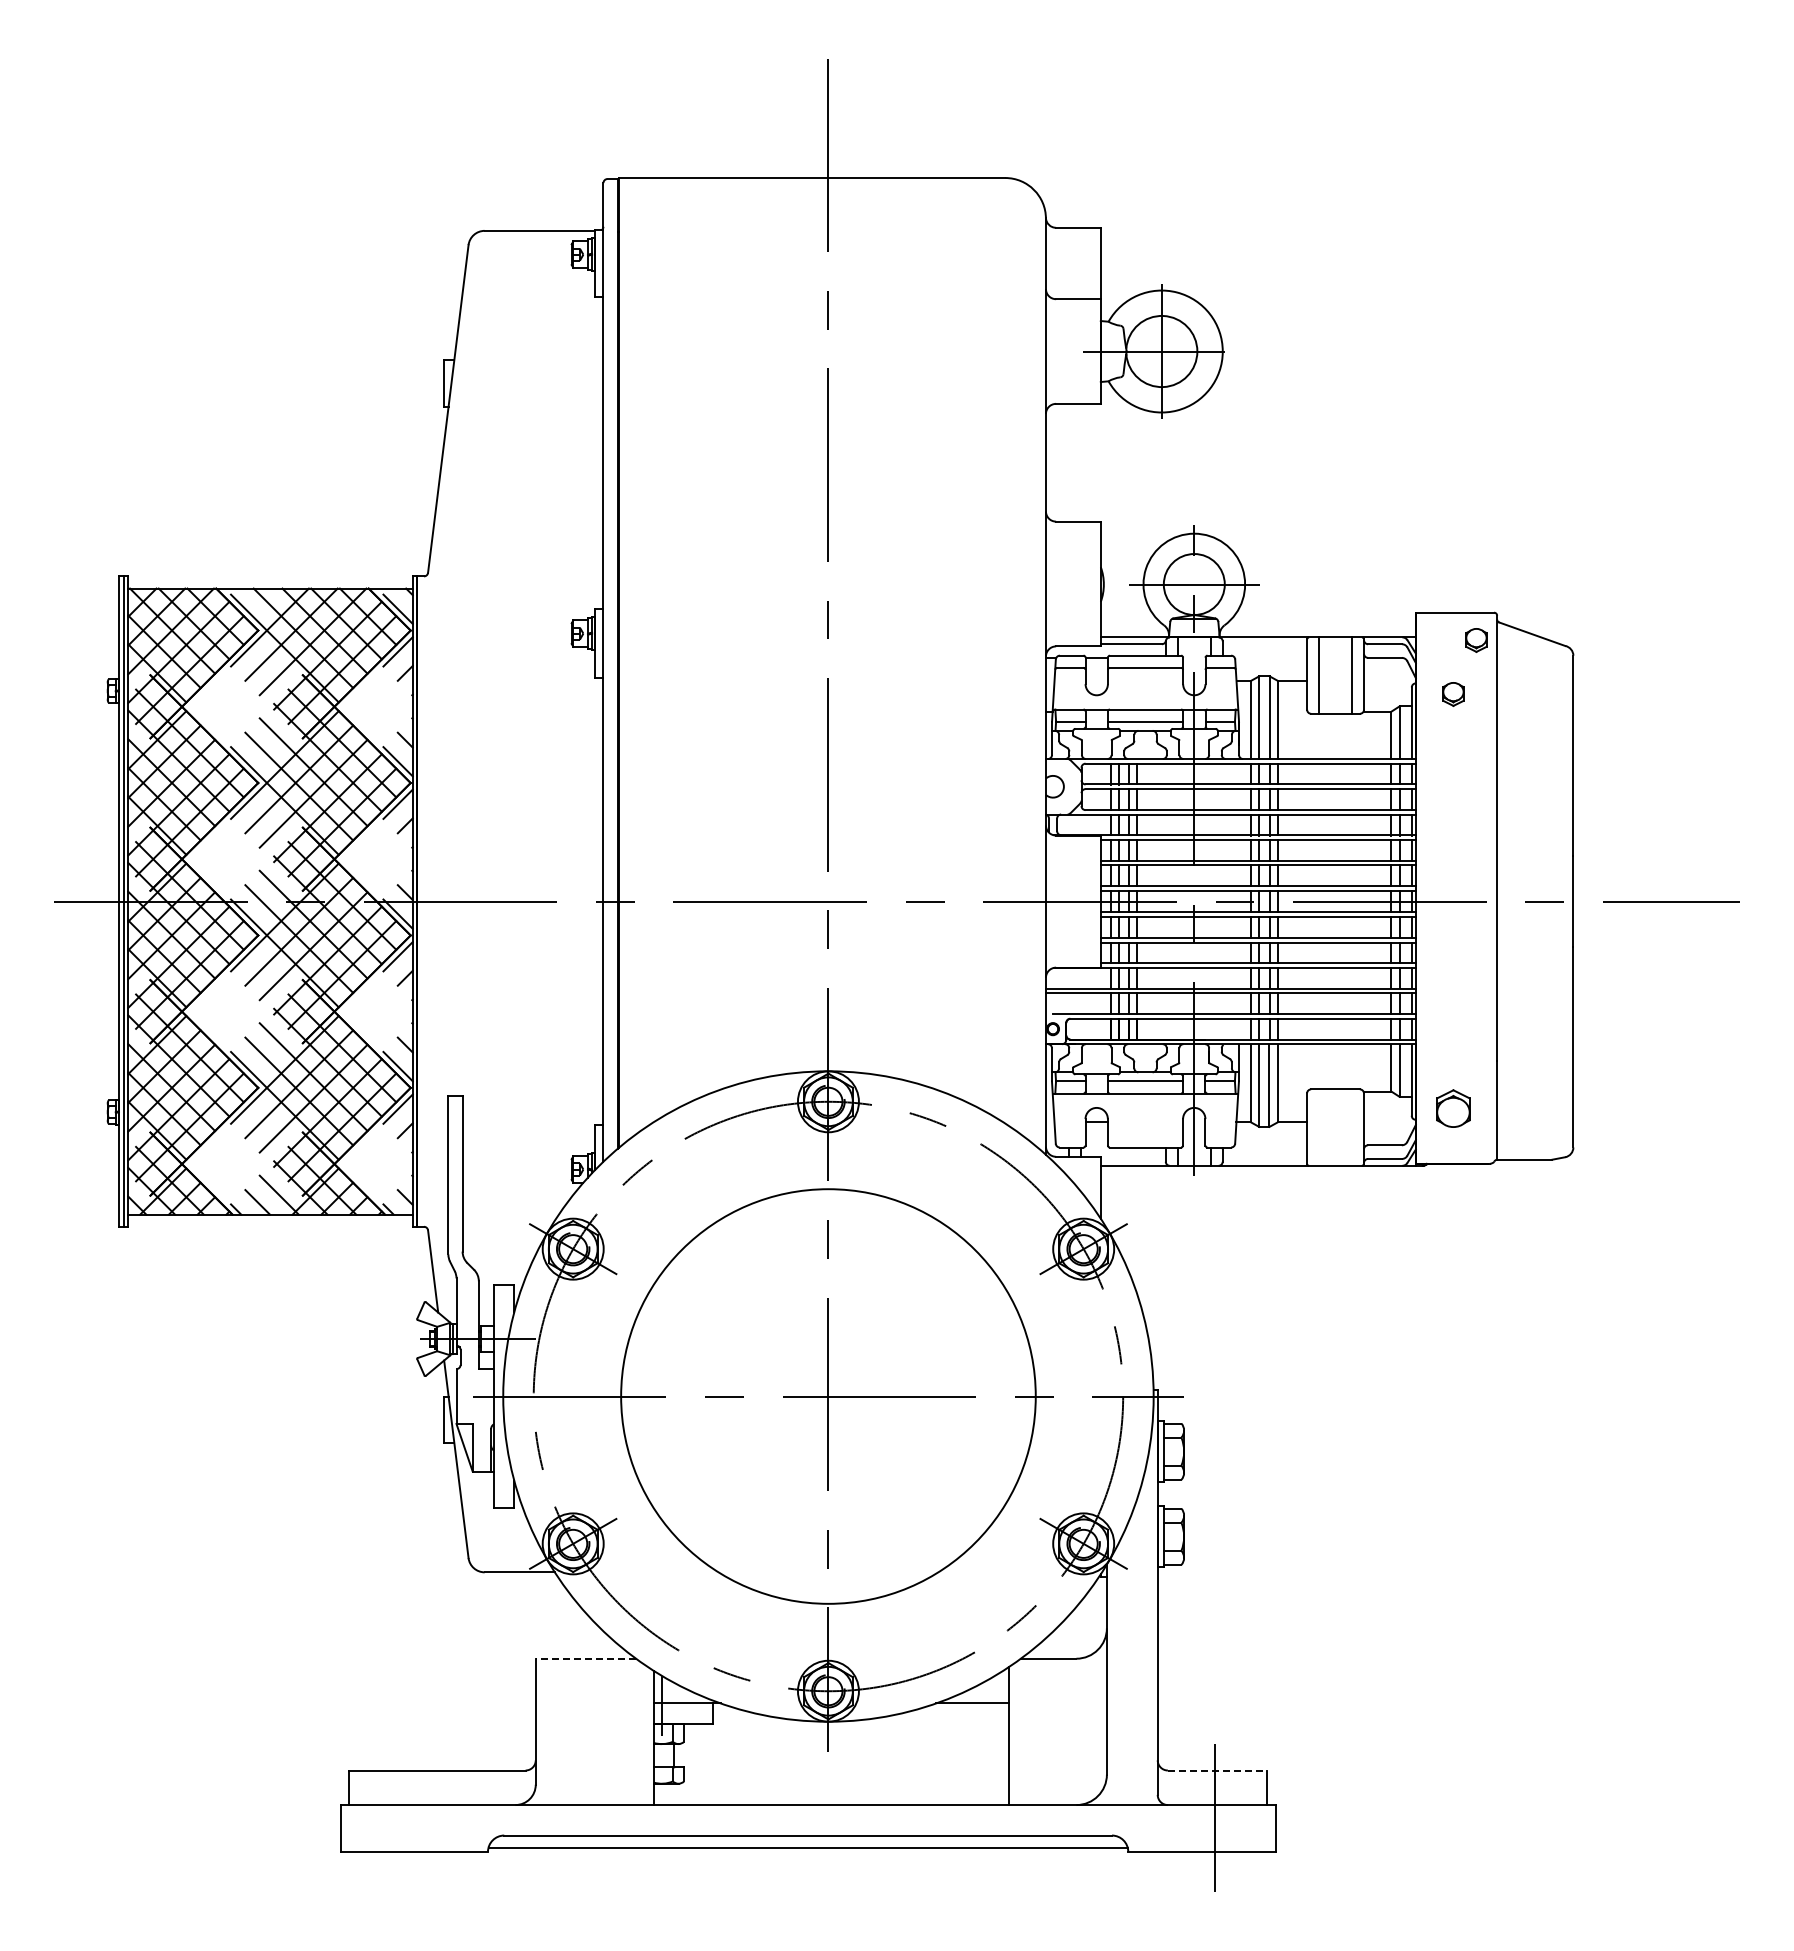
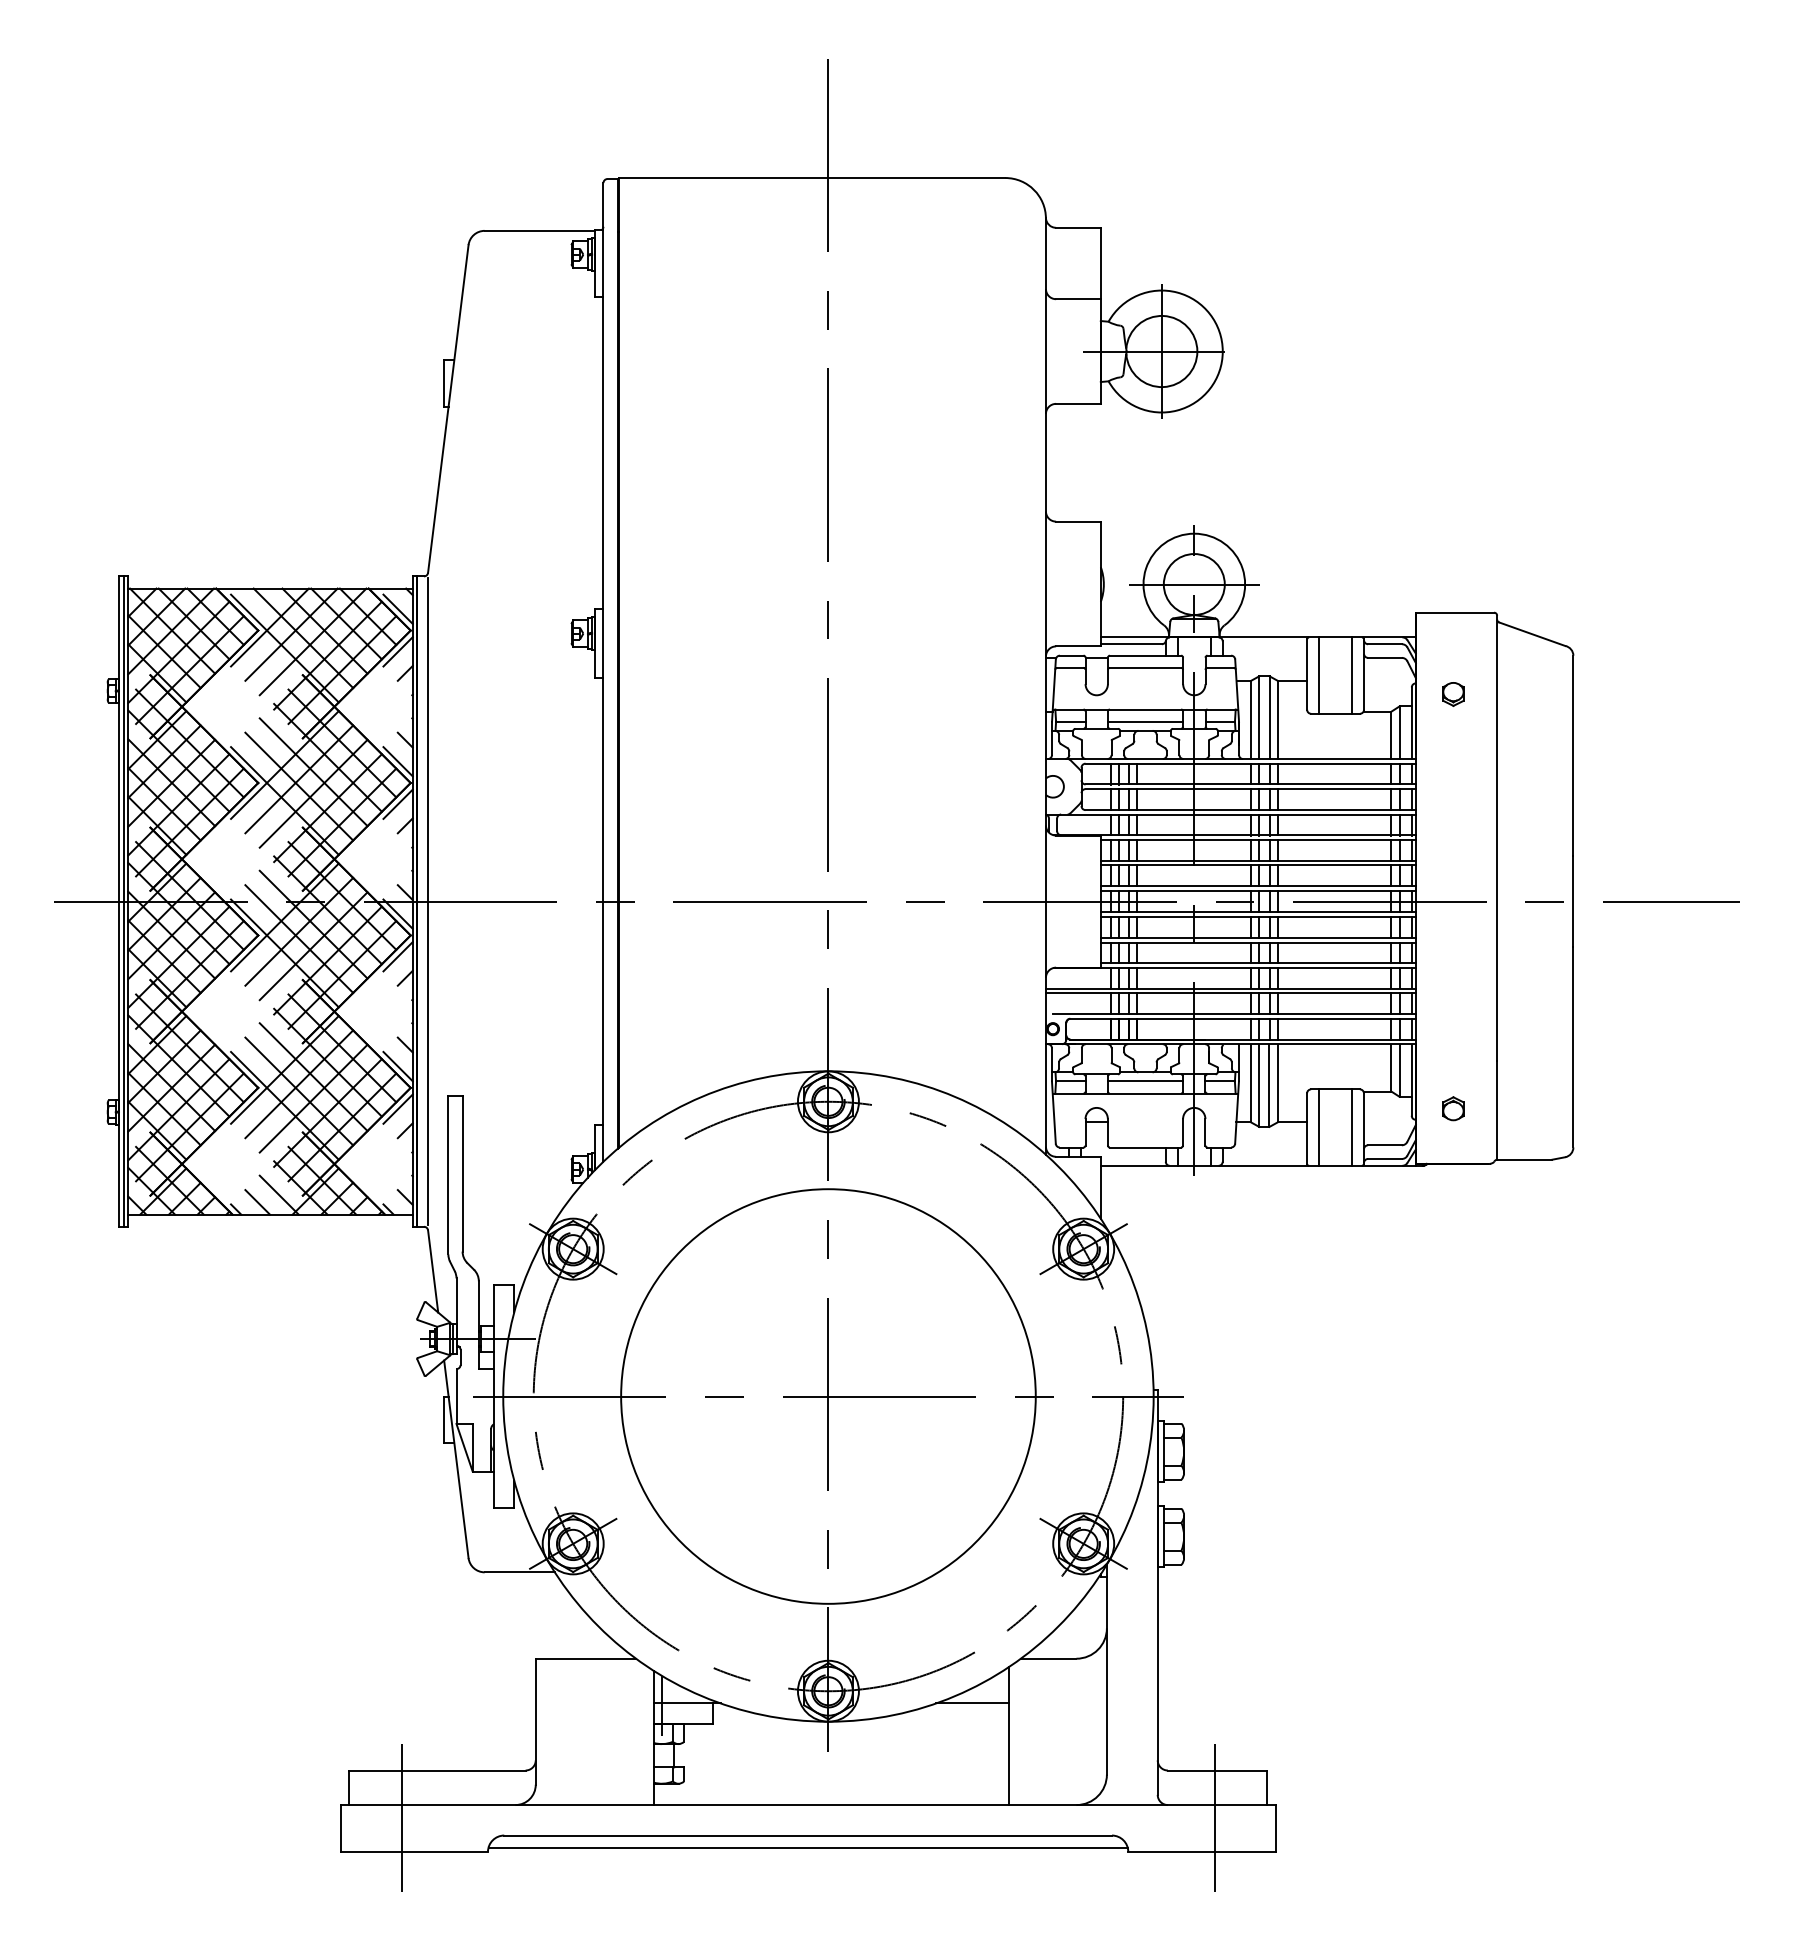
part: present -> none (1476, 640)
line: none -> present (427, 901)
part size: 35x39 px -> 23x26 px (1453, 1108)
line: none -> present (1319, 1127)
line: none -> present (1351, 1127)
line: dashed -> solid (585, 1658)
line: dashed -> solid (1217, 1770)
line: none -> present (401, 1818)
